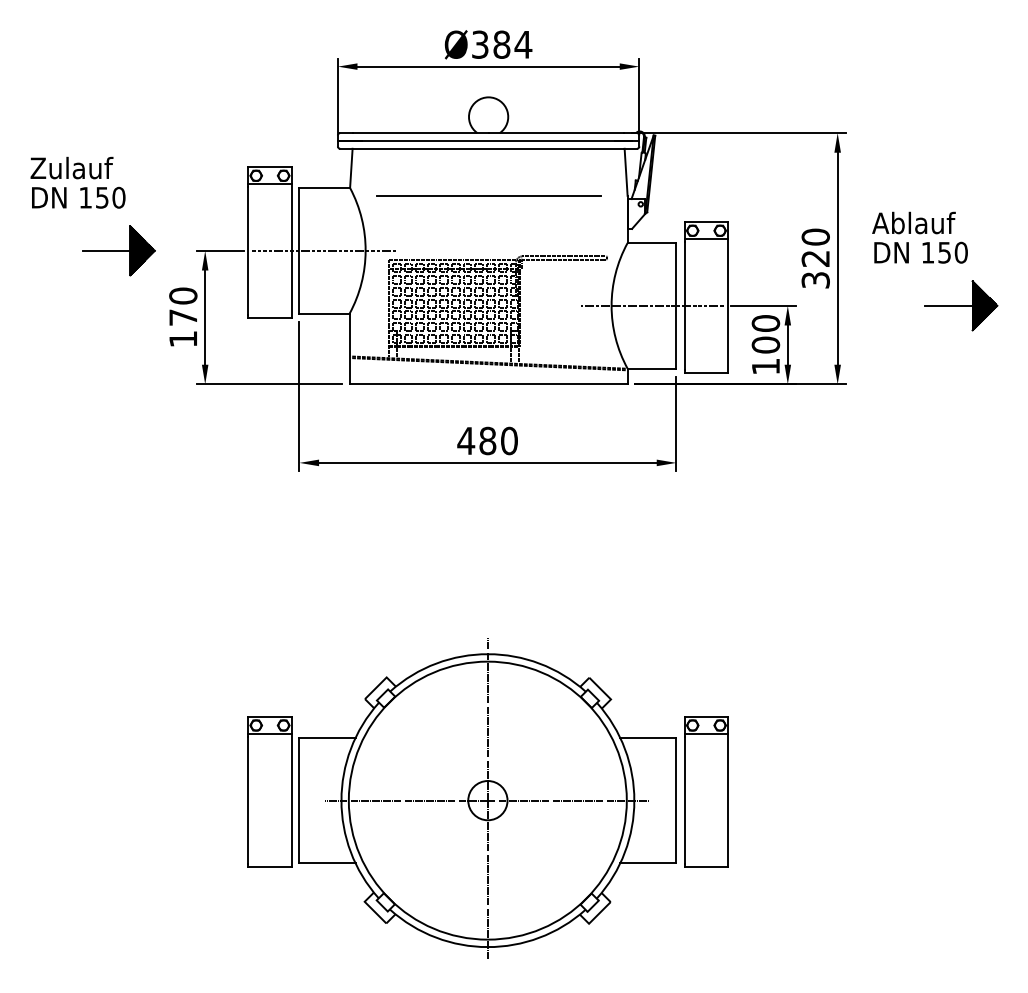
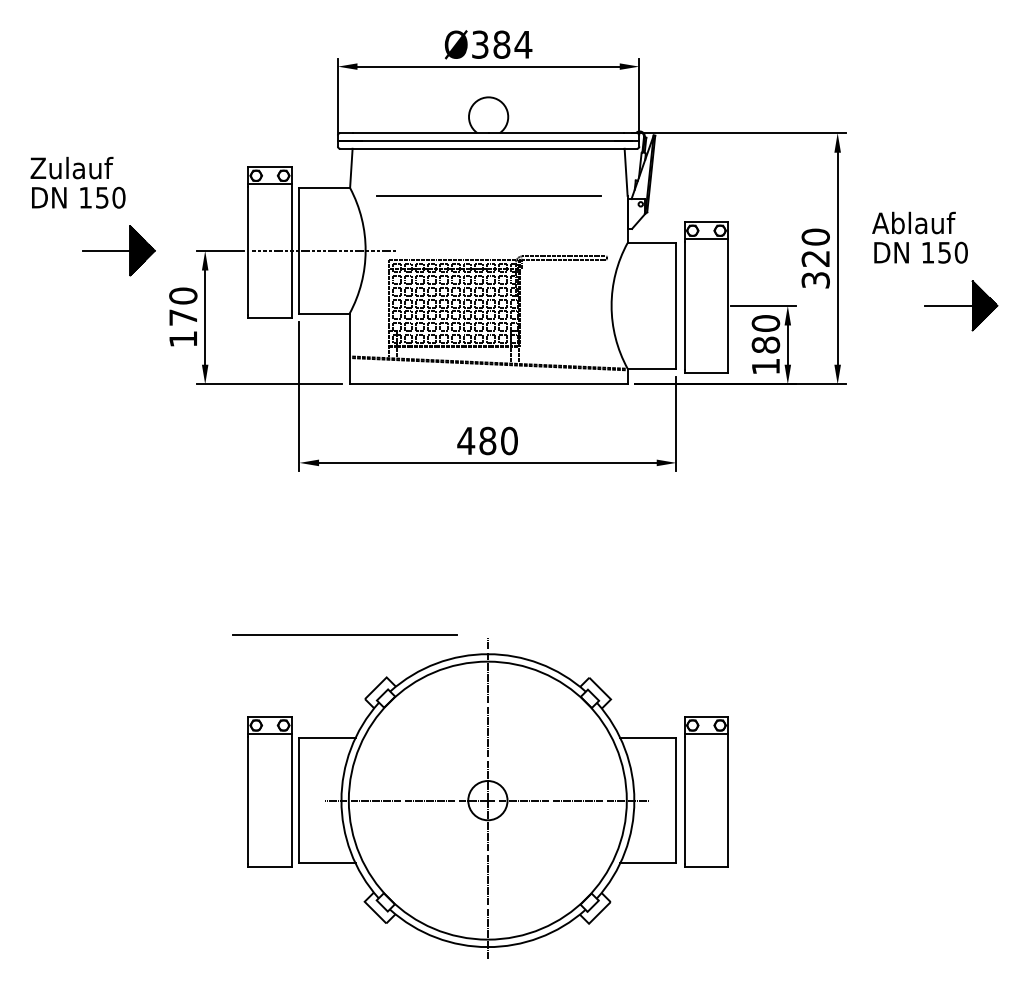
line: present -> none (651, 305)
text: 100 -> 180 (765, 344)
line: none -> present (344, 634)
